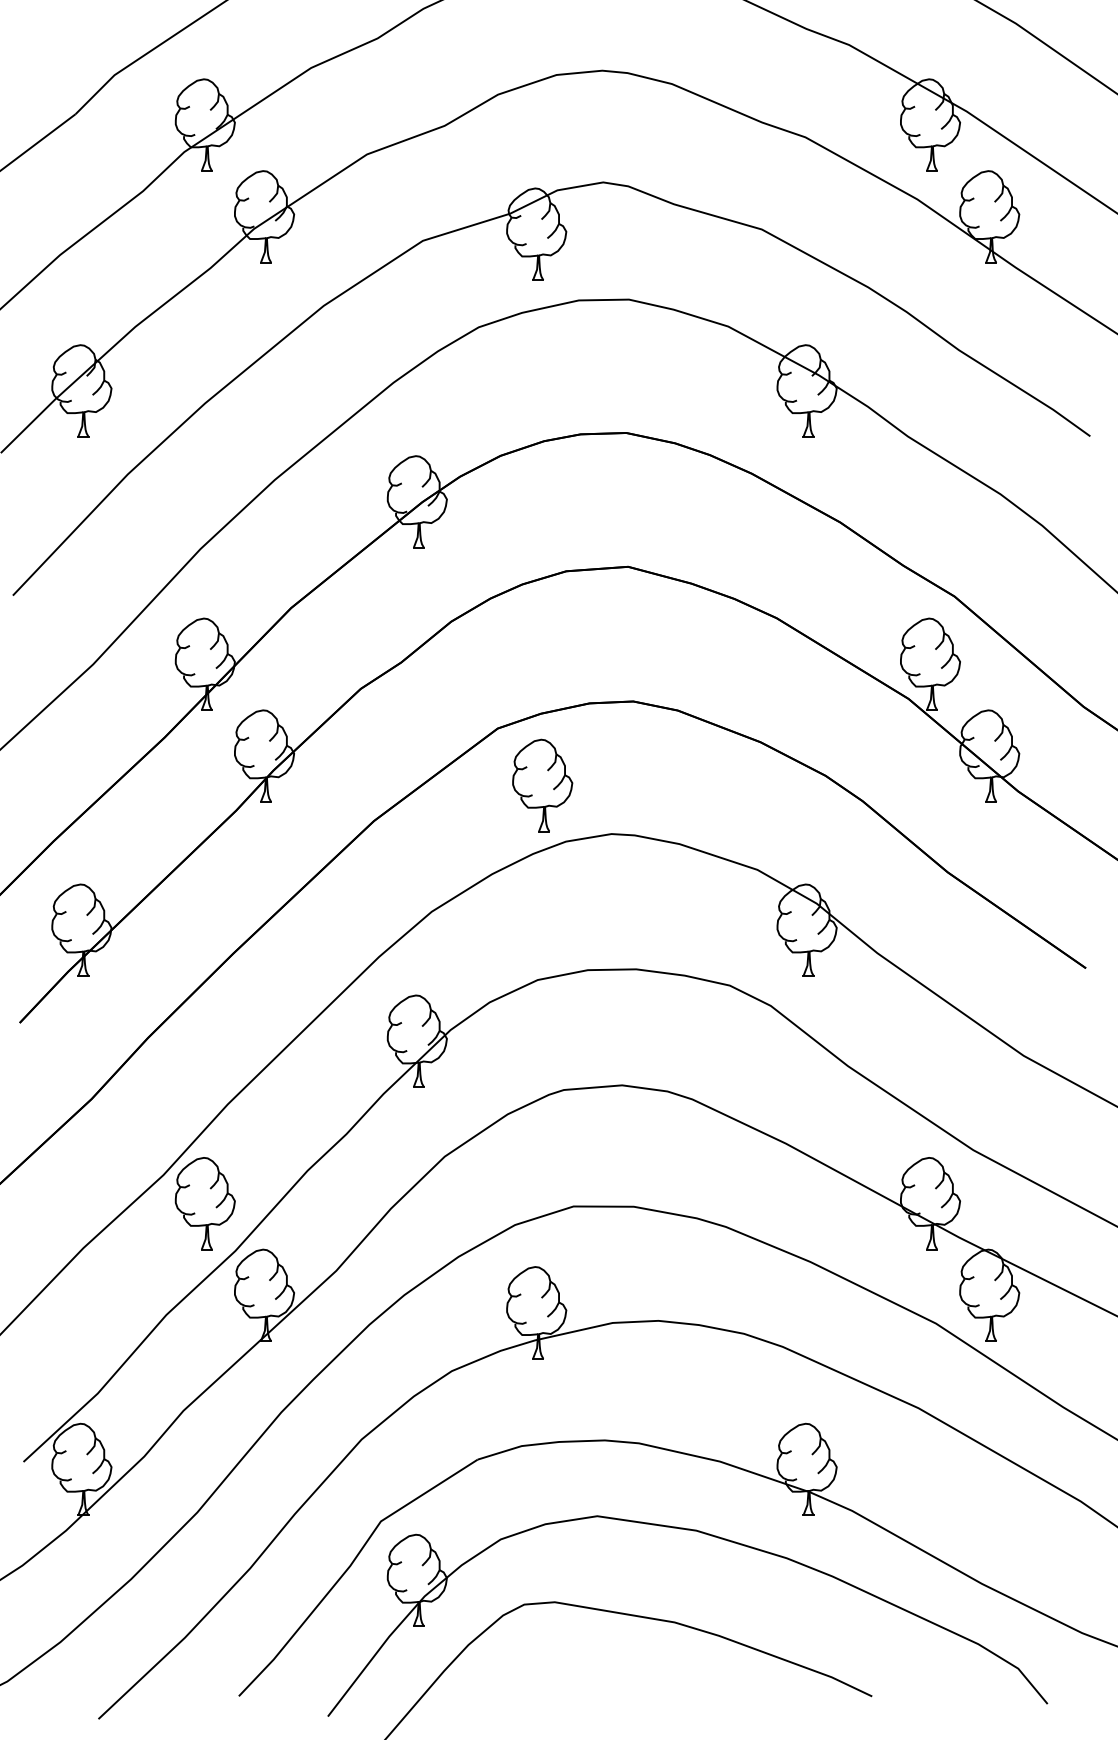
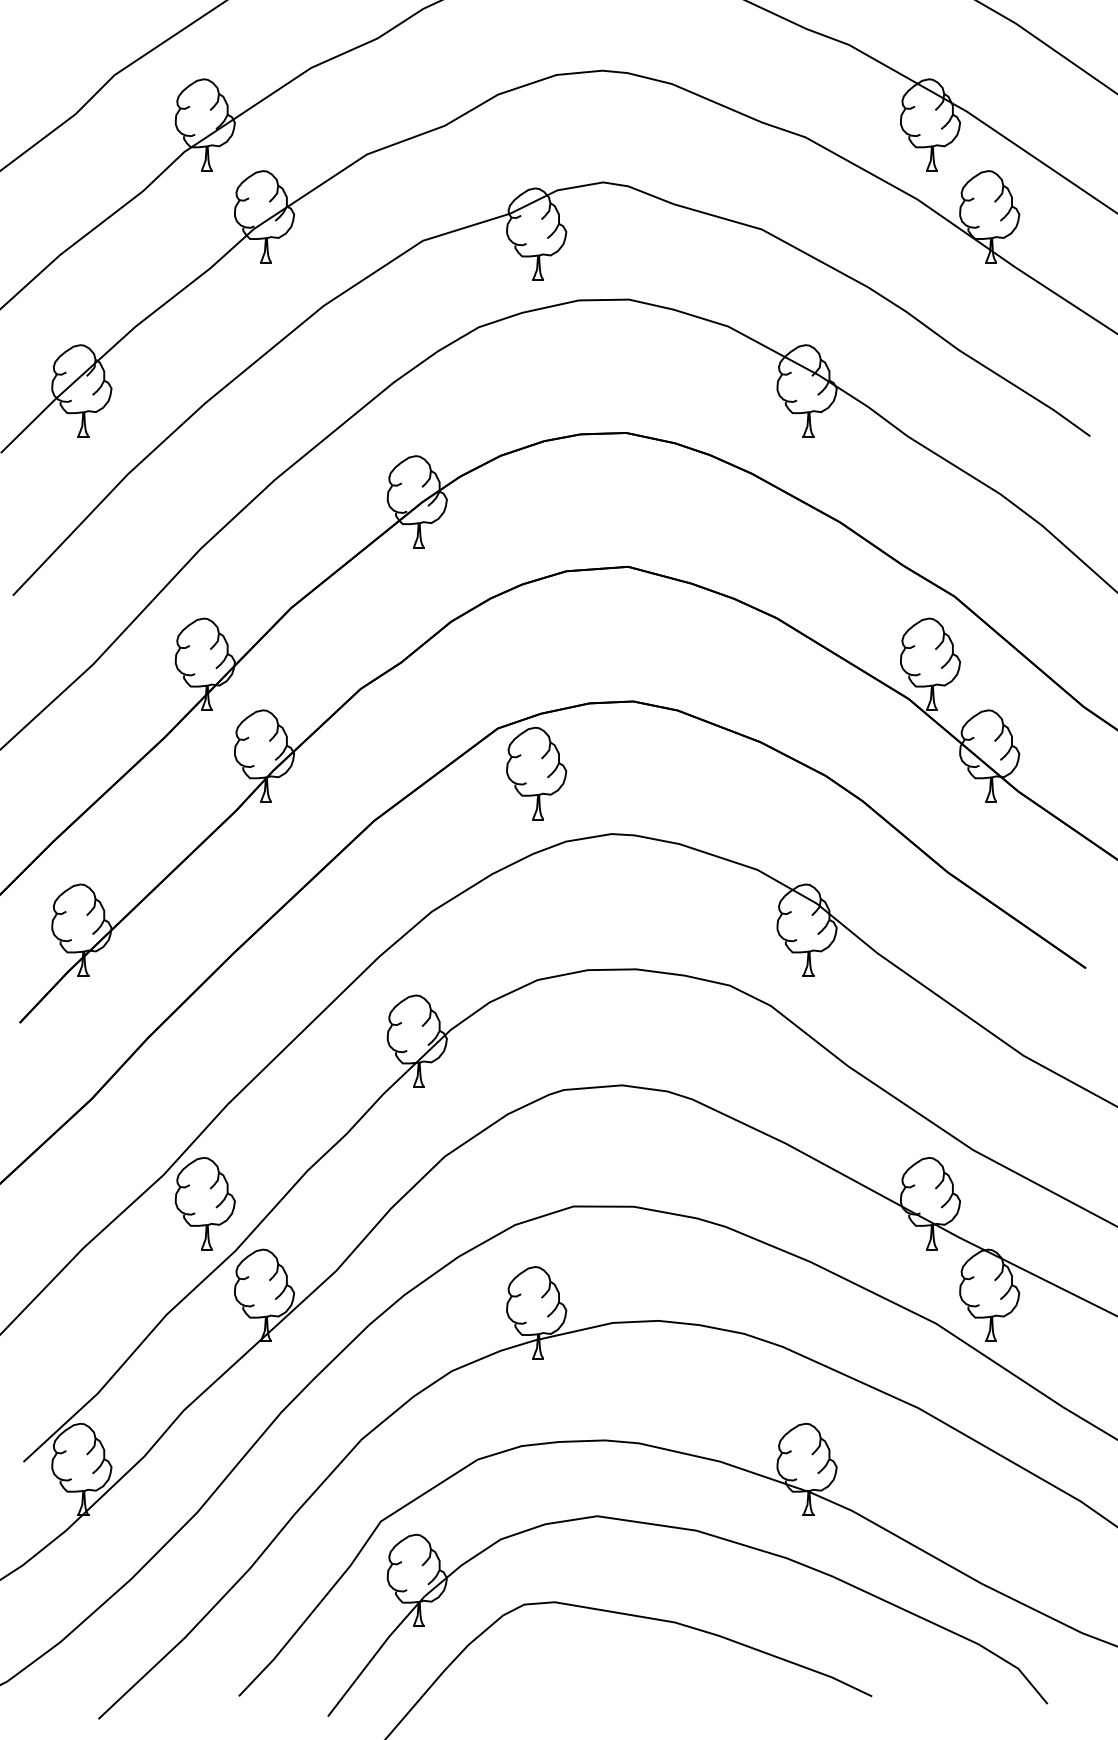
part position: (542, 785) -> (536, 773) (536, 773)
